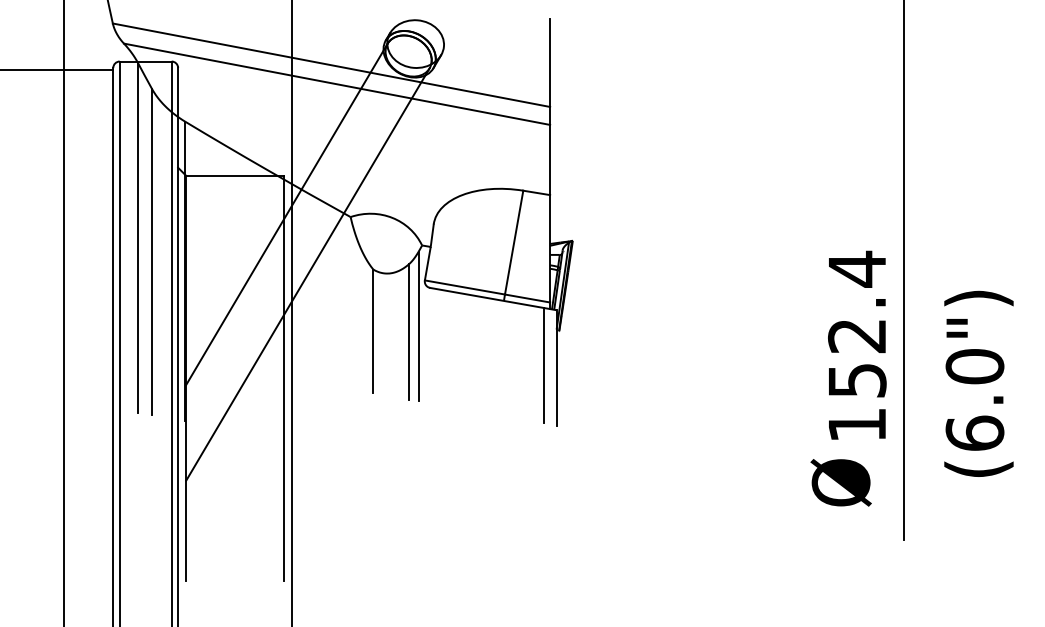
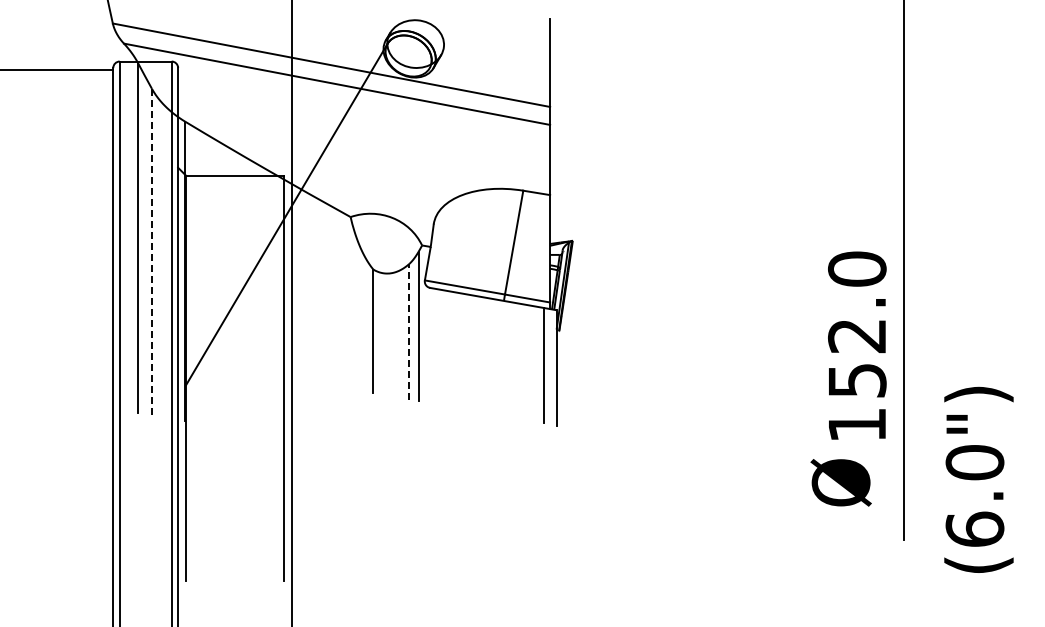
line: solid -> dashed (151, 251)
text: 152.4 -> 152.0 (857, 268)
line: present -> none (307, 274)
line: present -> none (63, 312)
line: solid -> dashed (409, 331)
text position: (978, 383) -> (978, 479) (978, 479)
